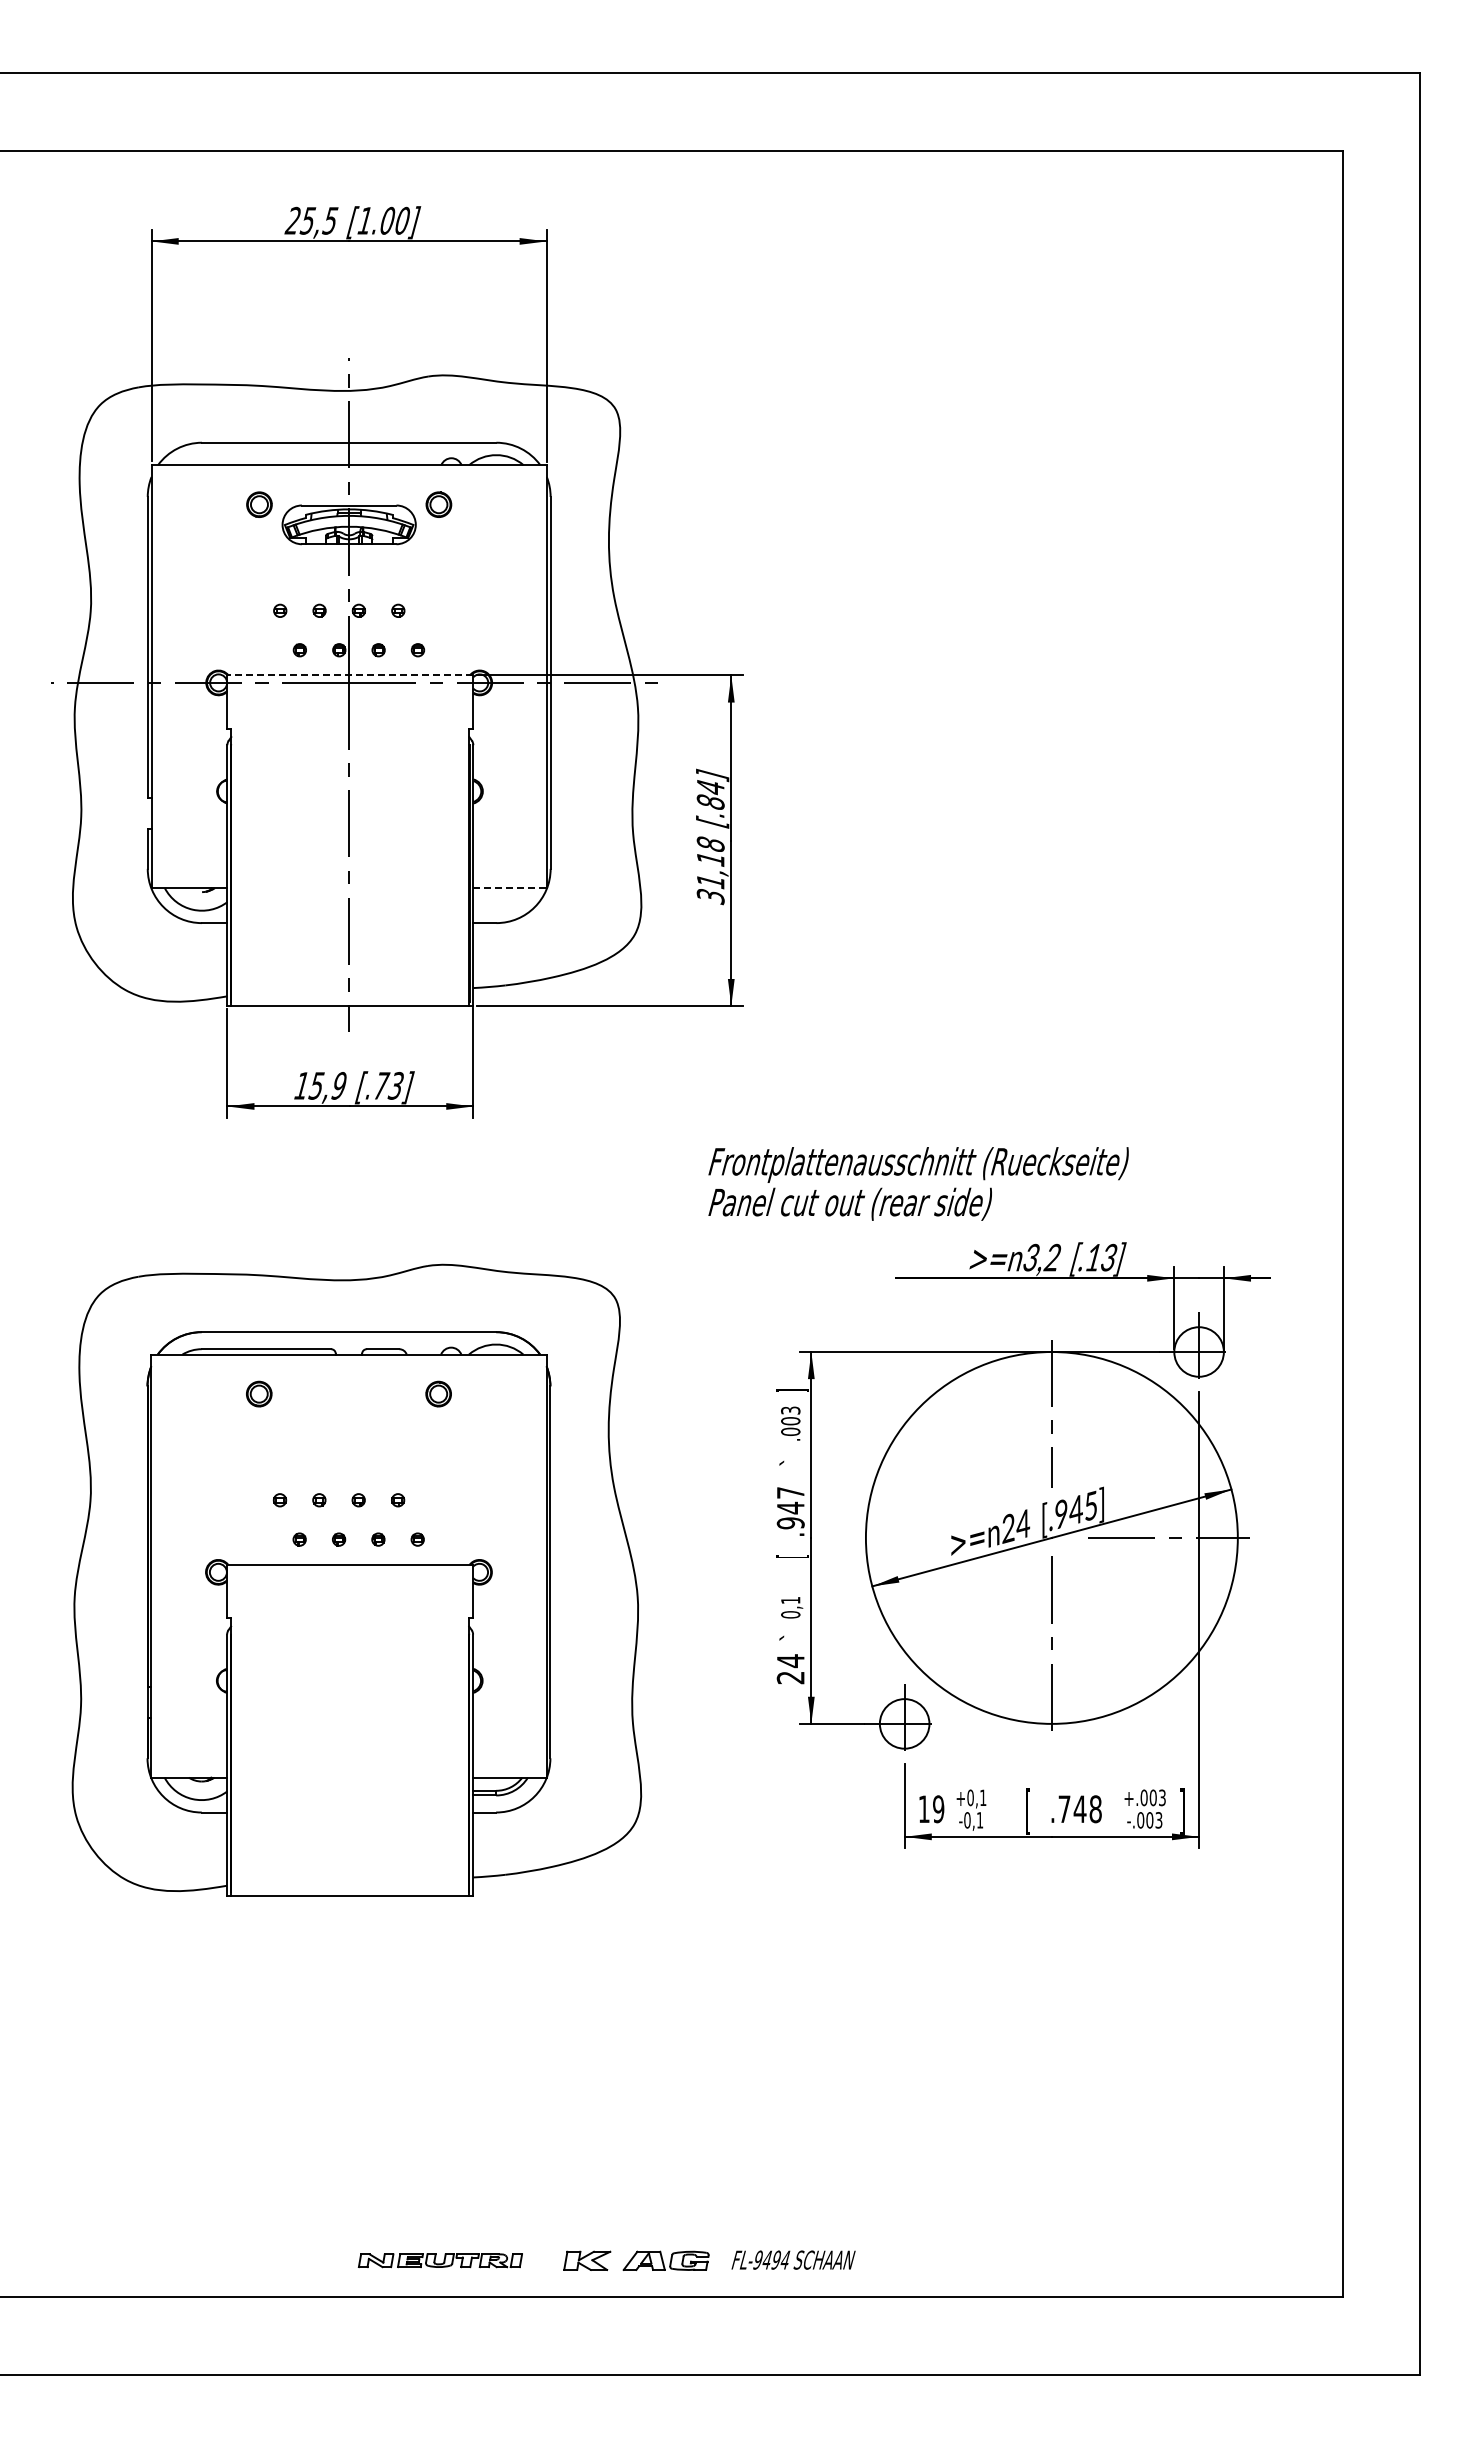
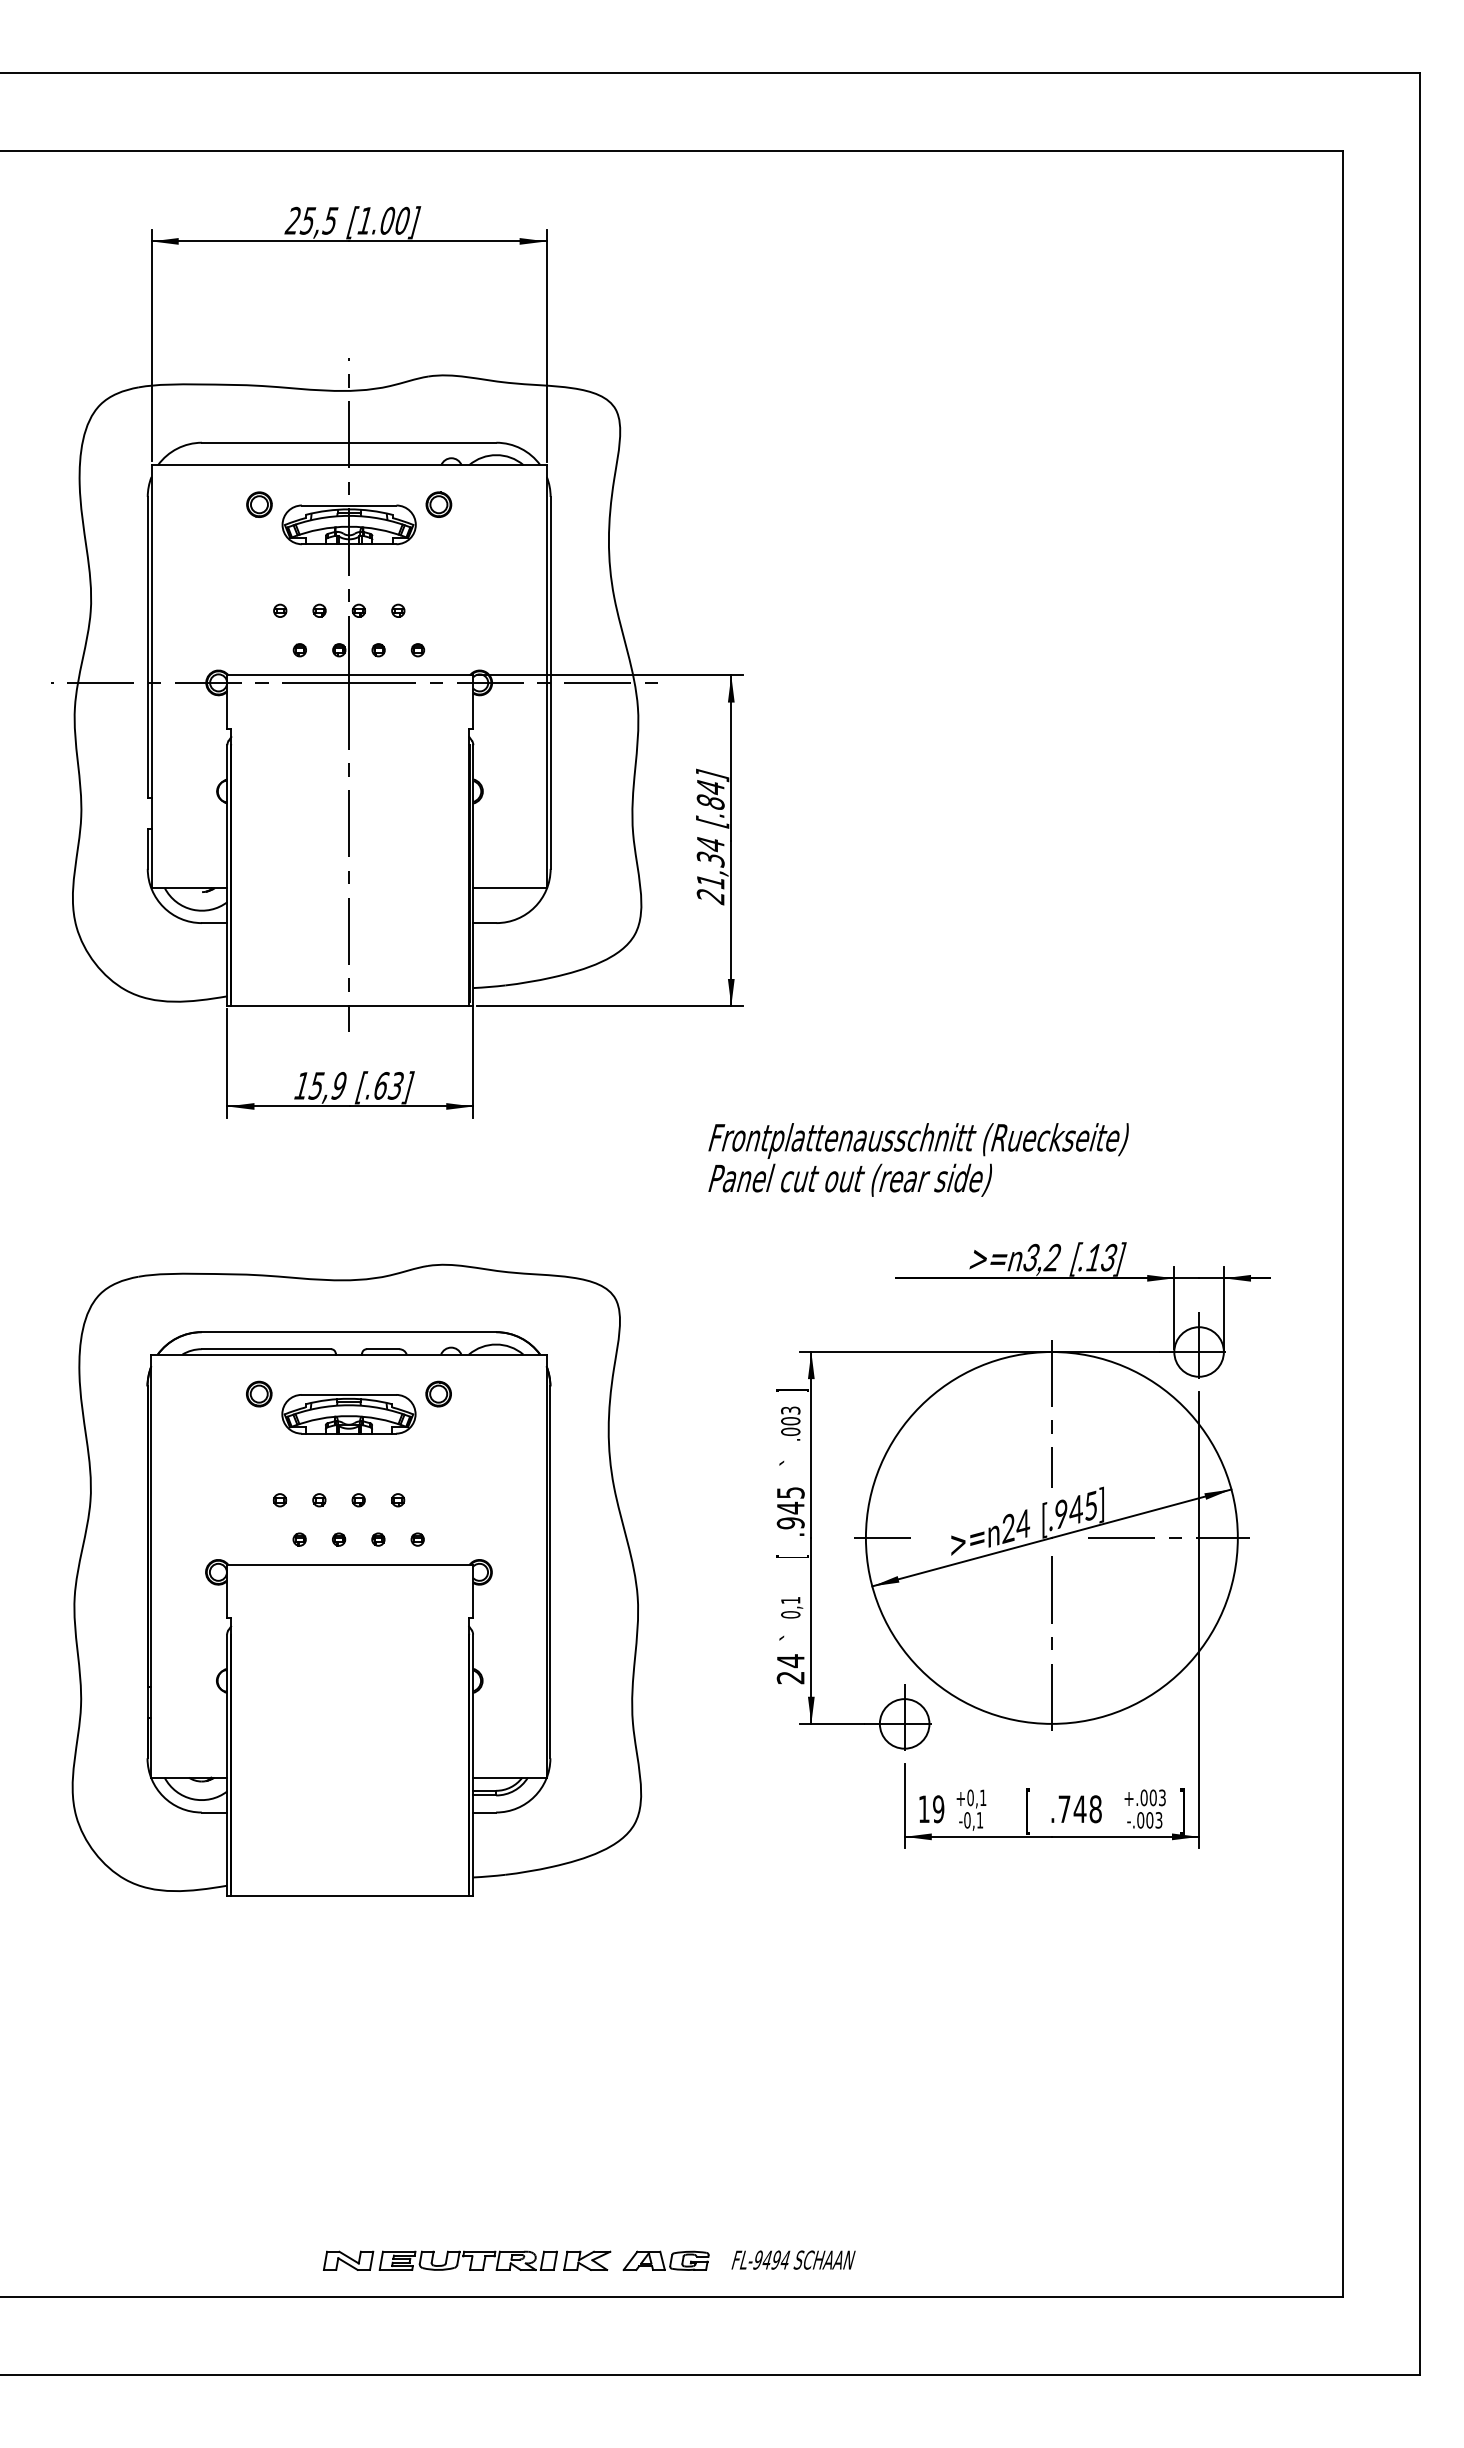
line: dashed -> solid (350, 675)
text: 31,18 -> 21,34 (710, 870)
line: dashed -> solid (510, 888)
text: [.73] -> [.63] (382, 1085)
text position: (918, 1183) -> (918, 1159) (918, 1159)
part: none -> present (348, 1414)
text: .947 -> .945 (790, 1492)
line: none -> present (881, 1537)
part size: 166x16 px -> 235x21 px (440, 2260)
